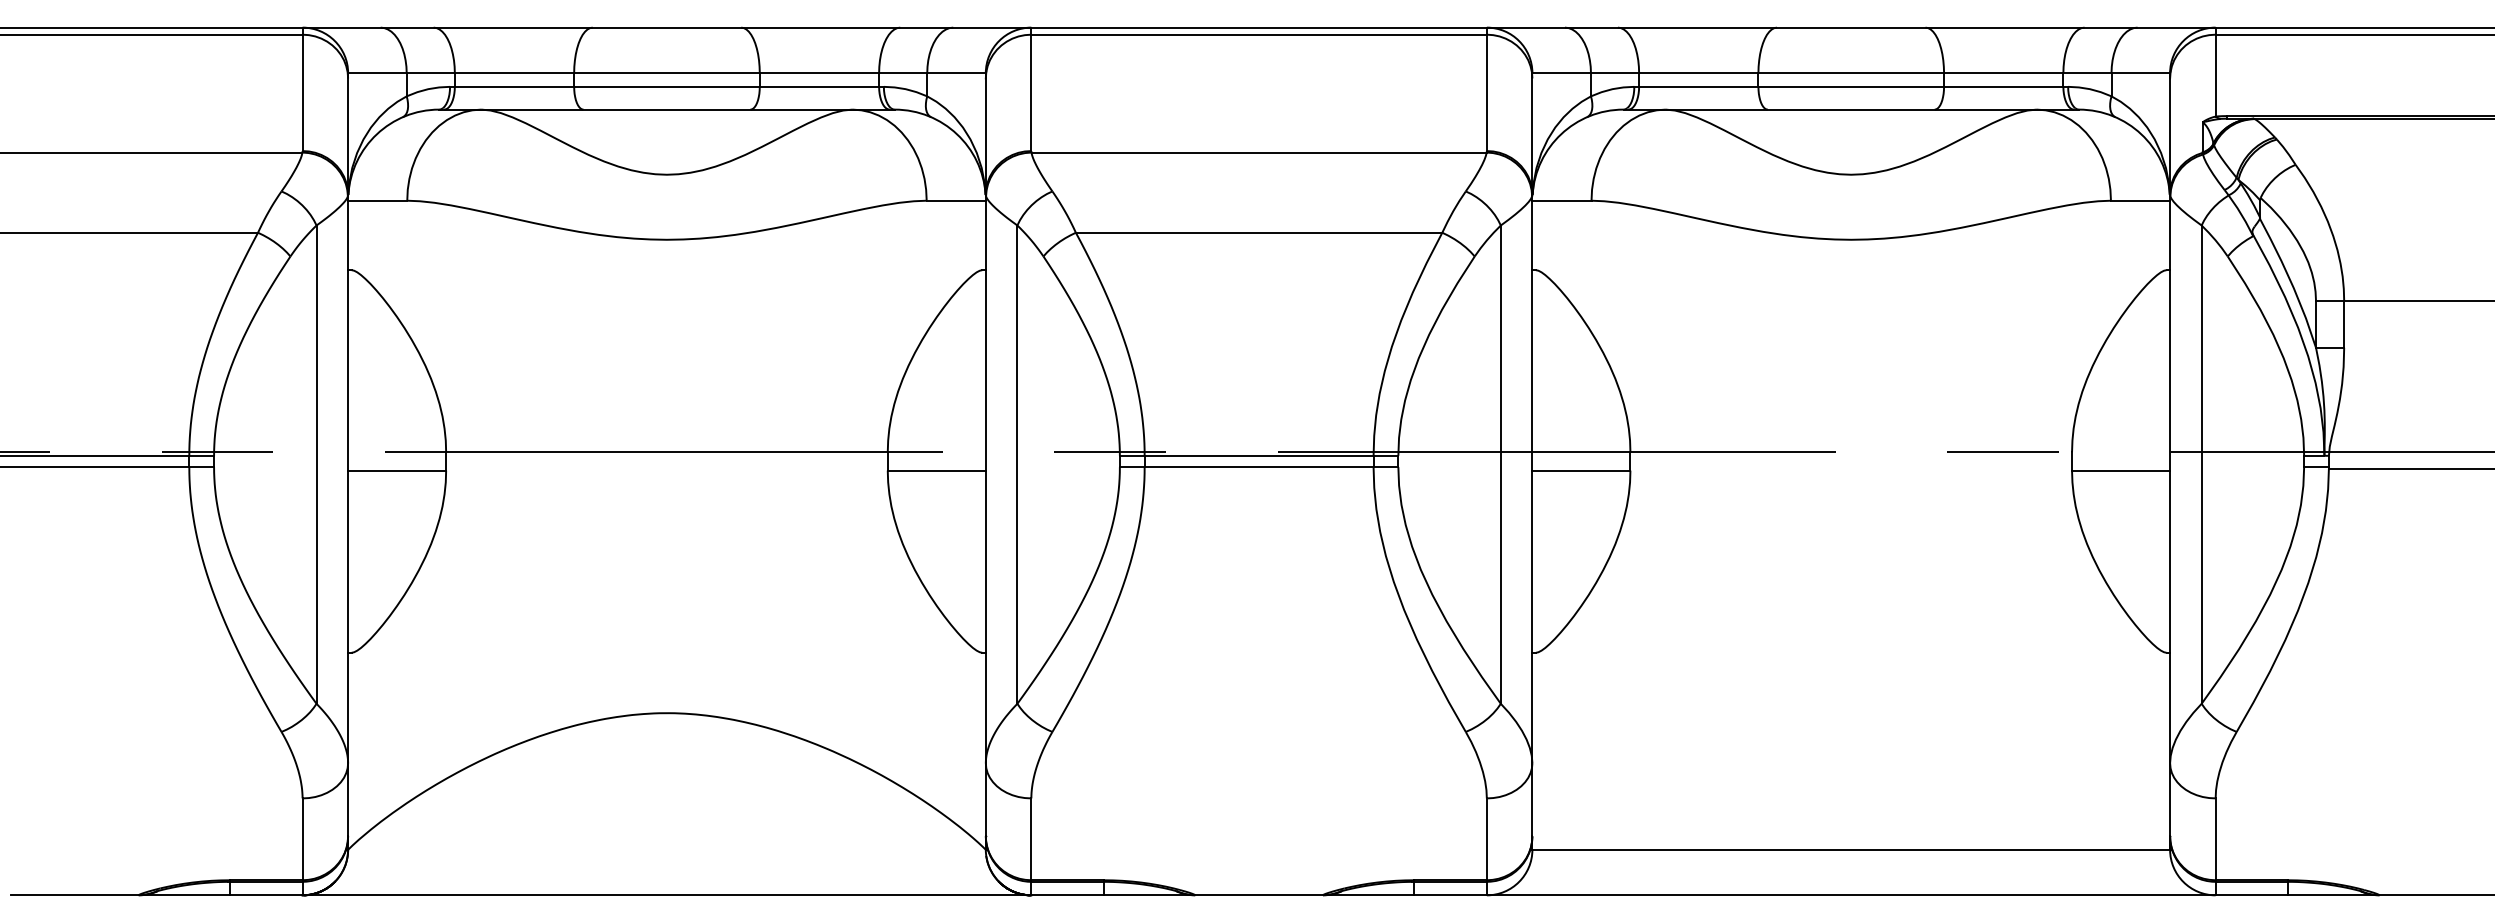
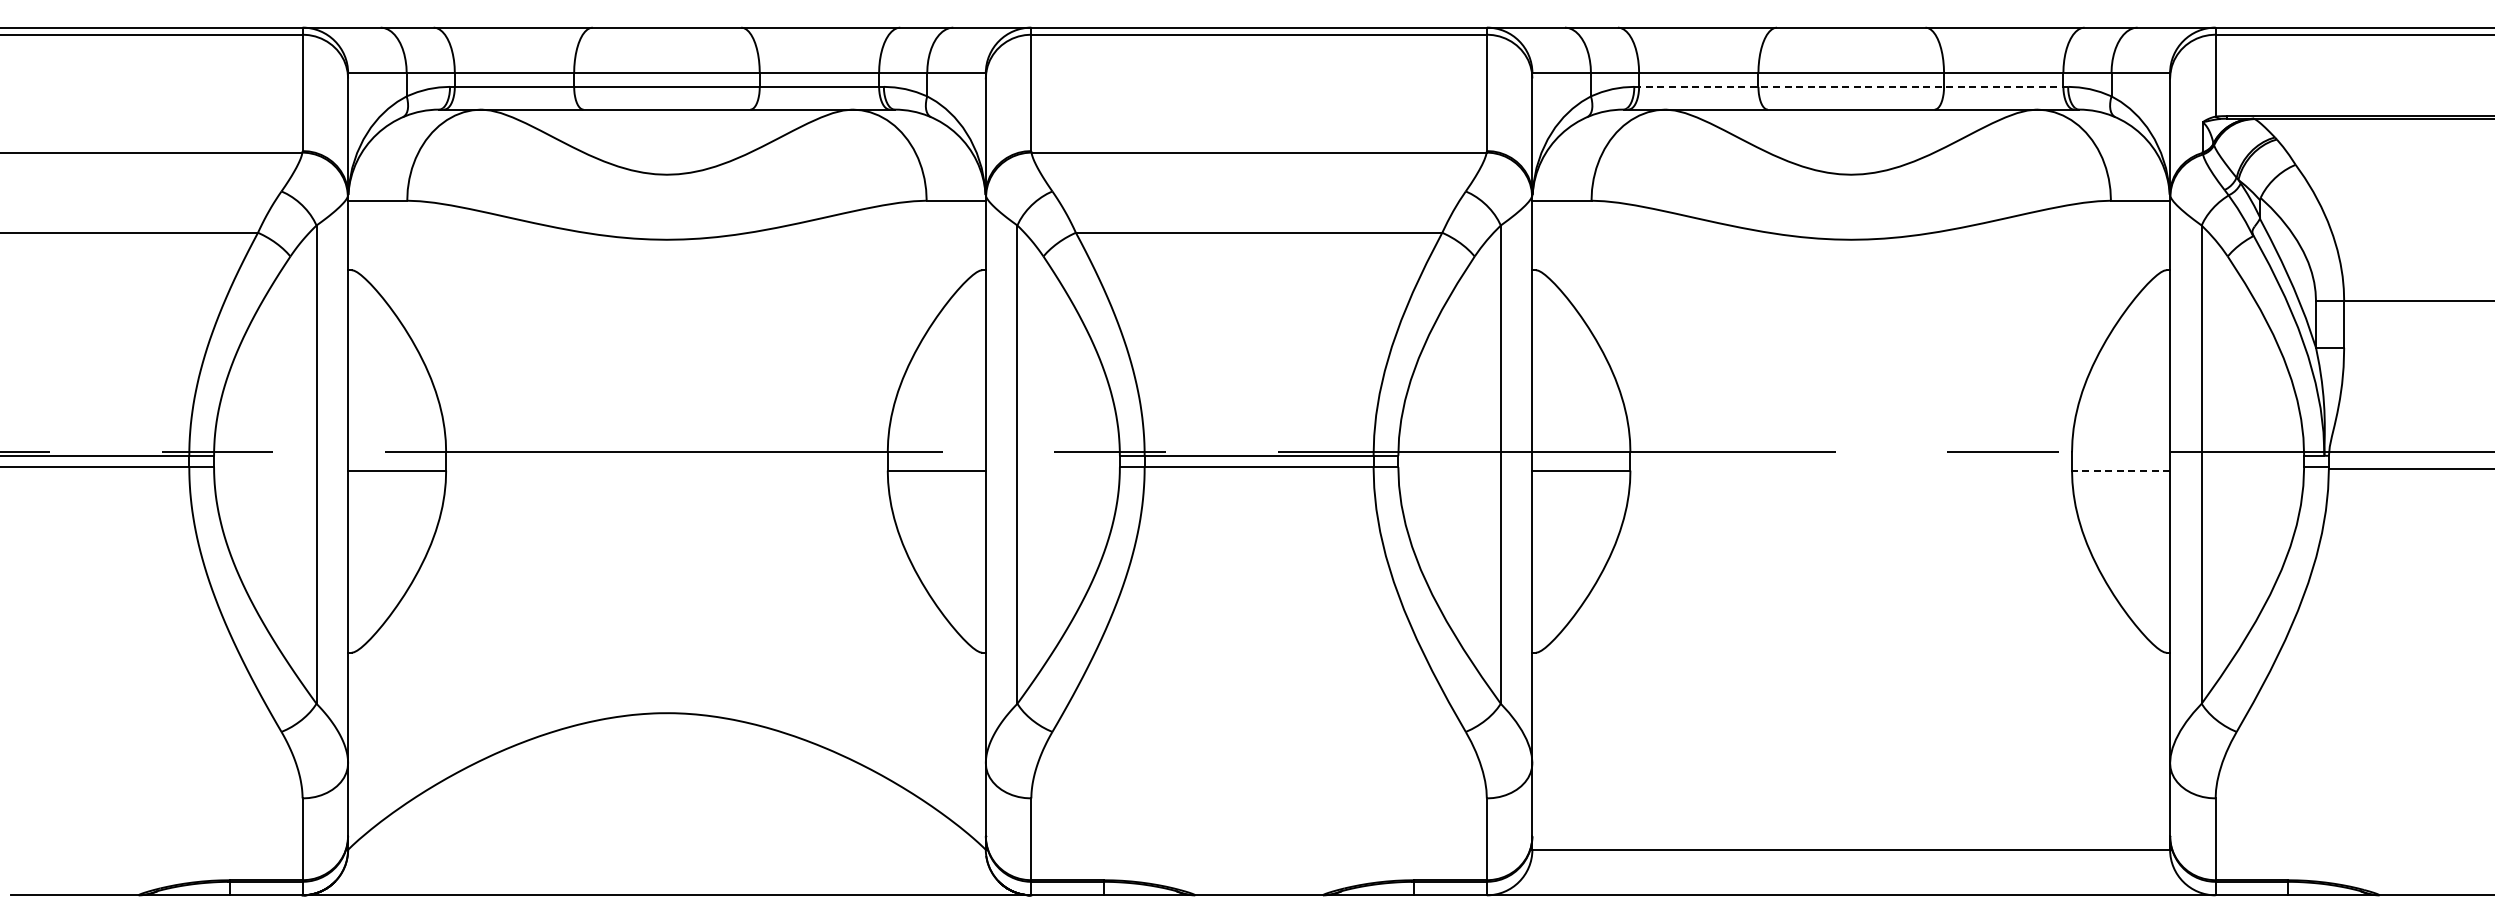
line: solid -> dashed (1851, 86)
line: solid -> dashed (2120, 470)
